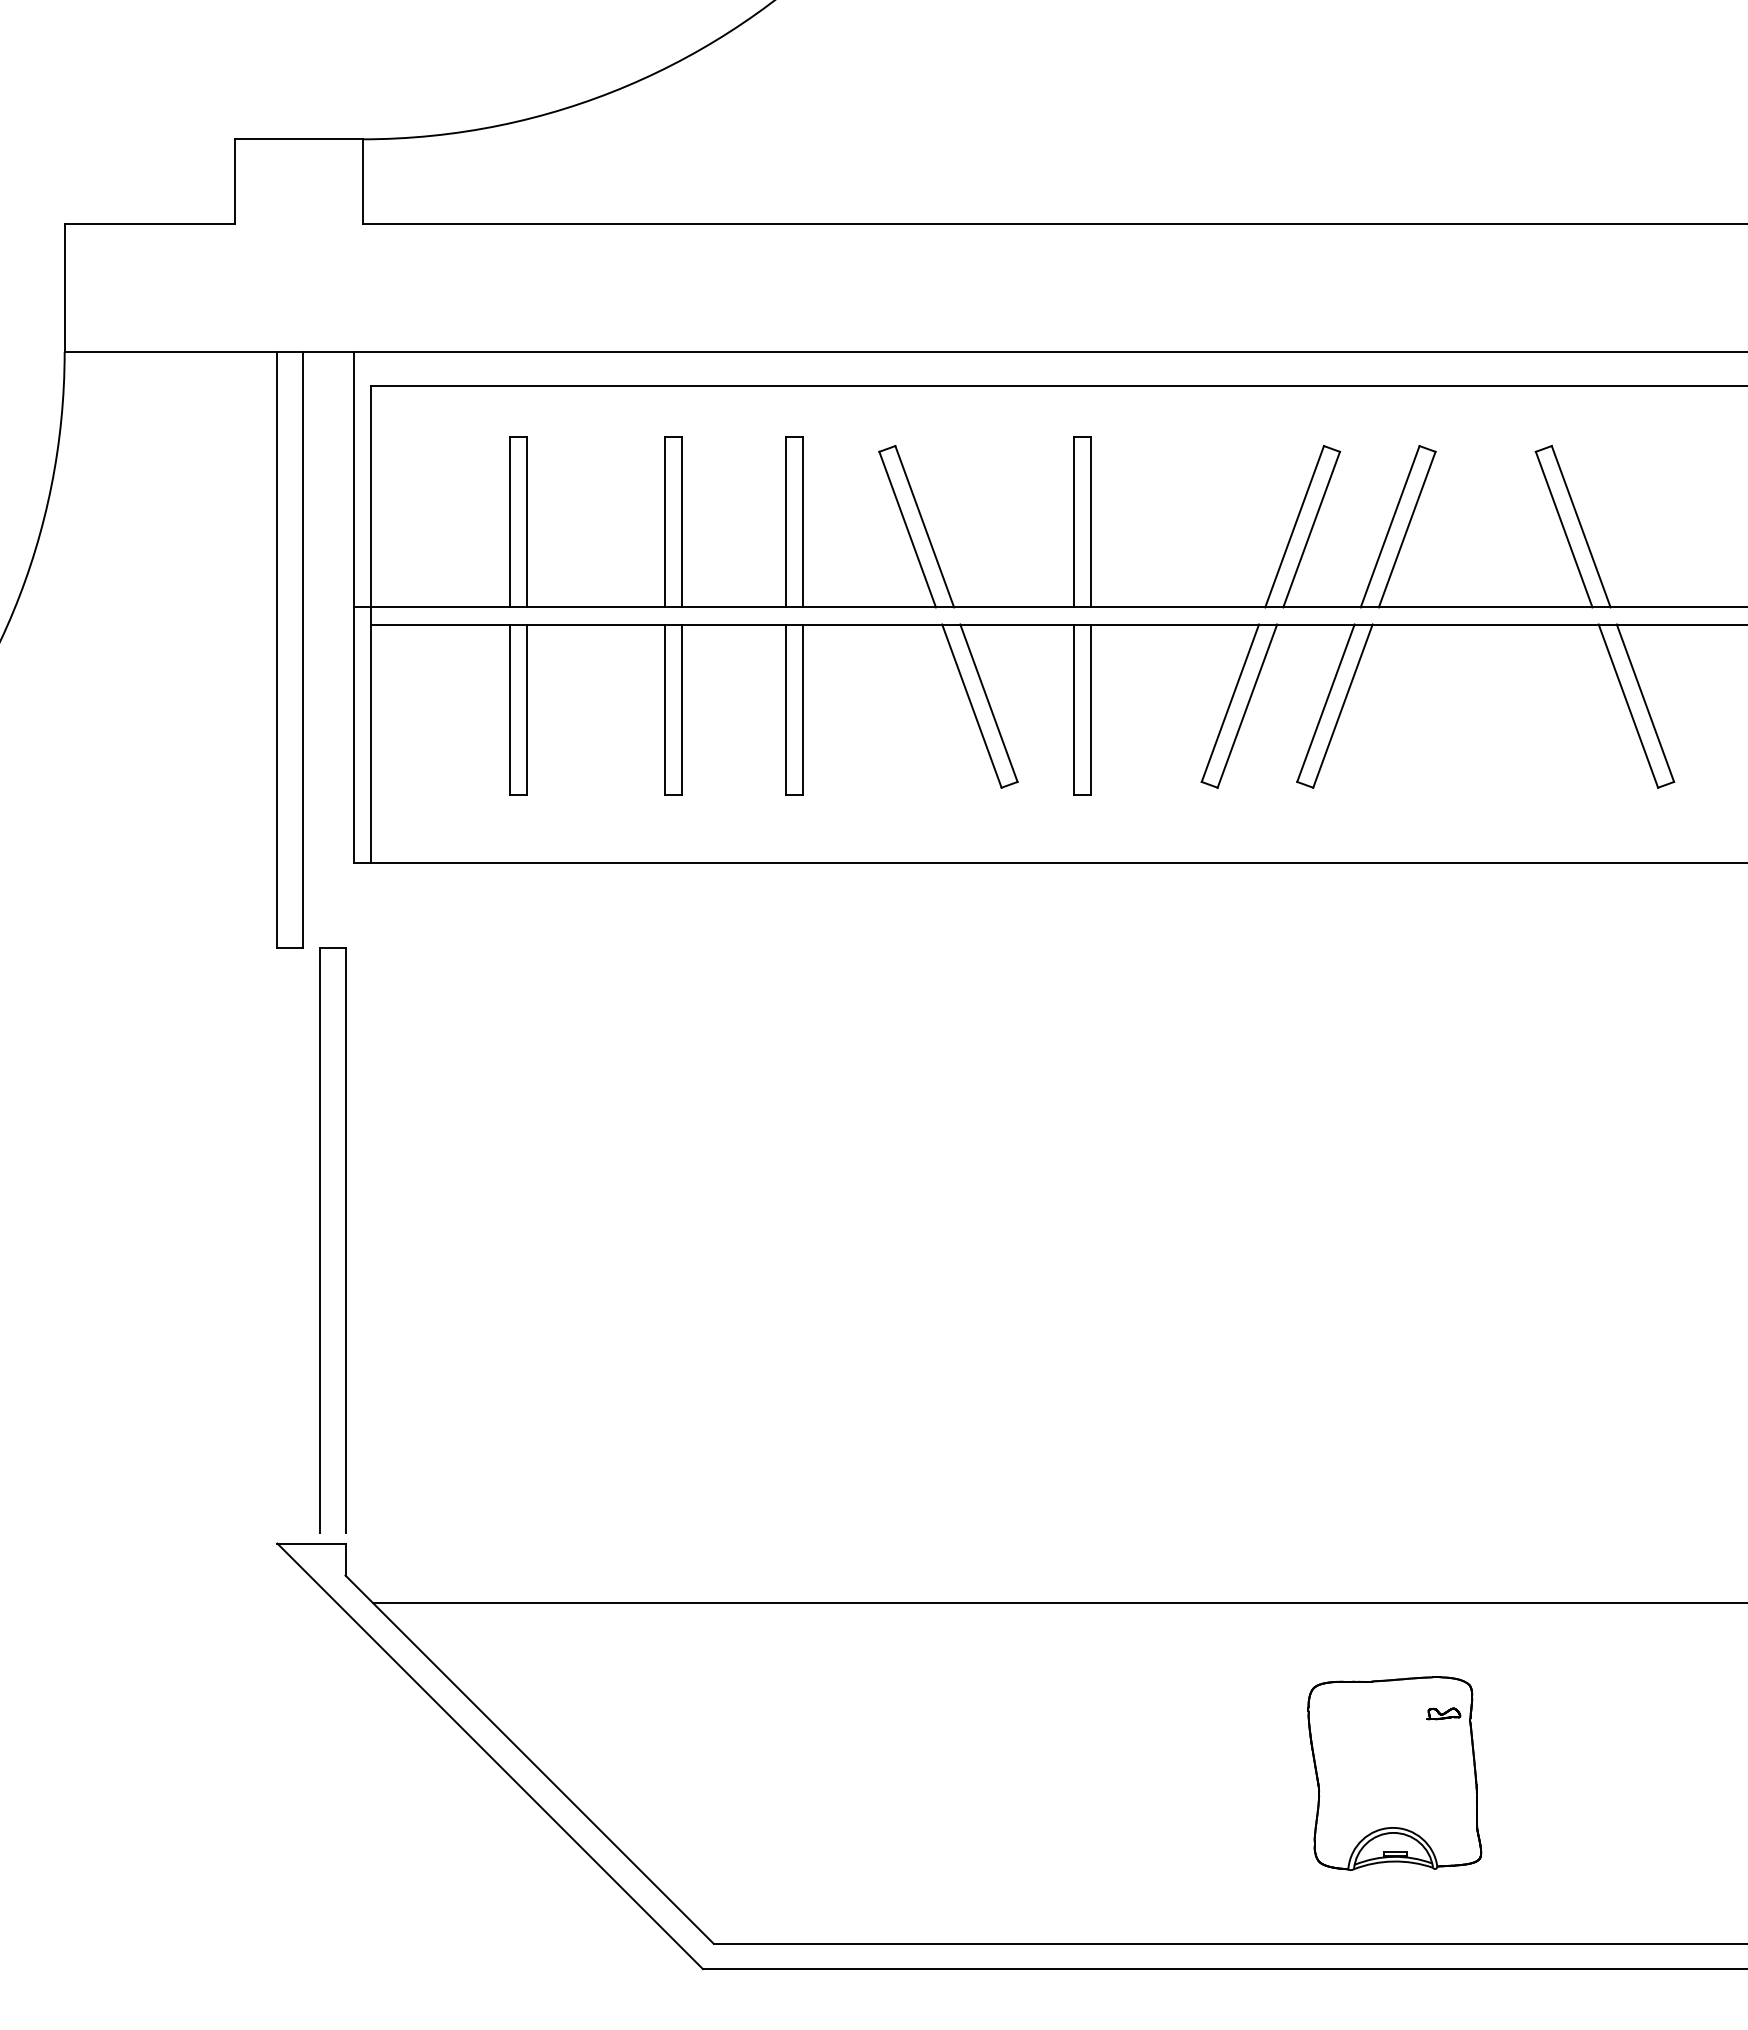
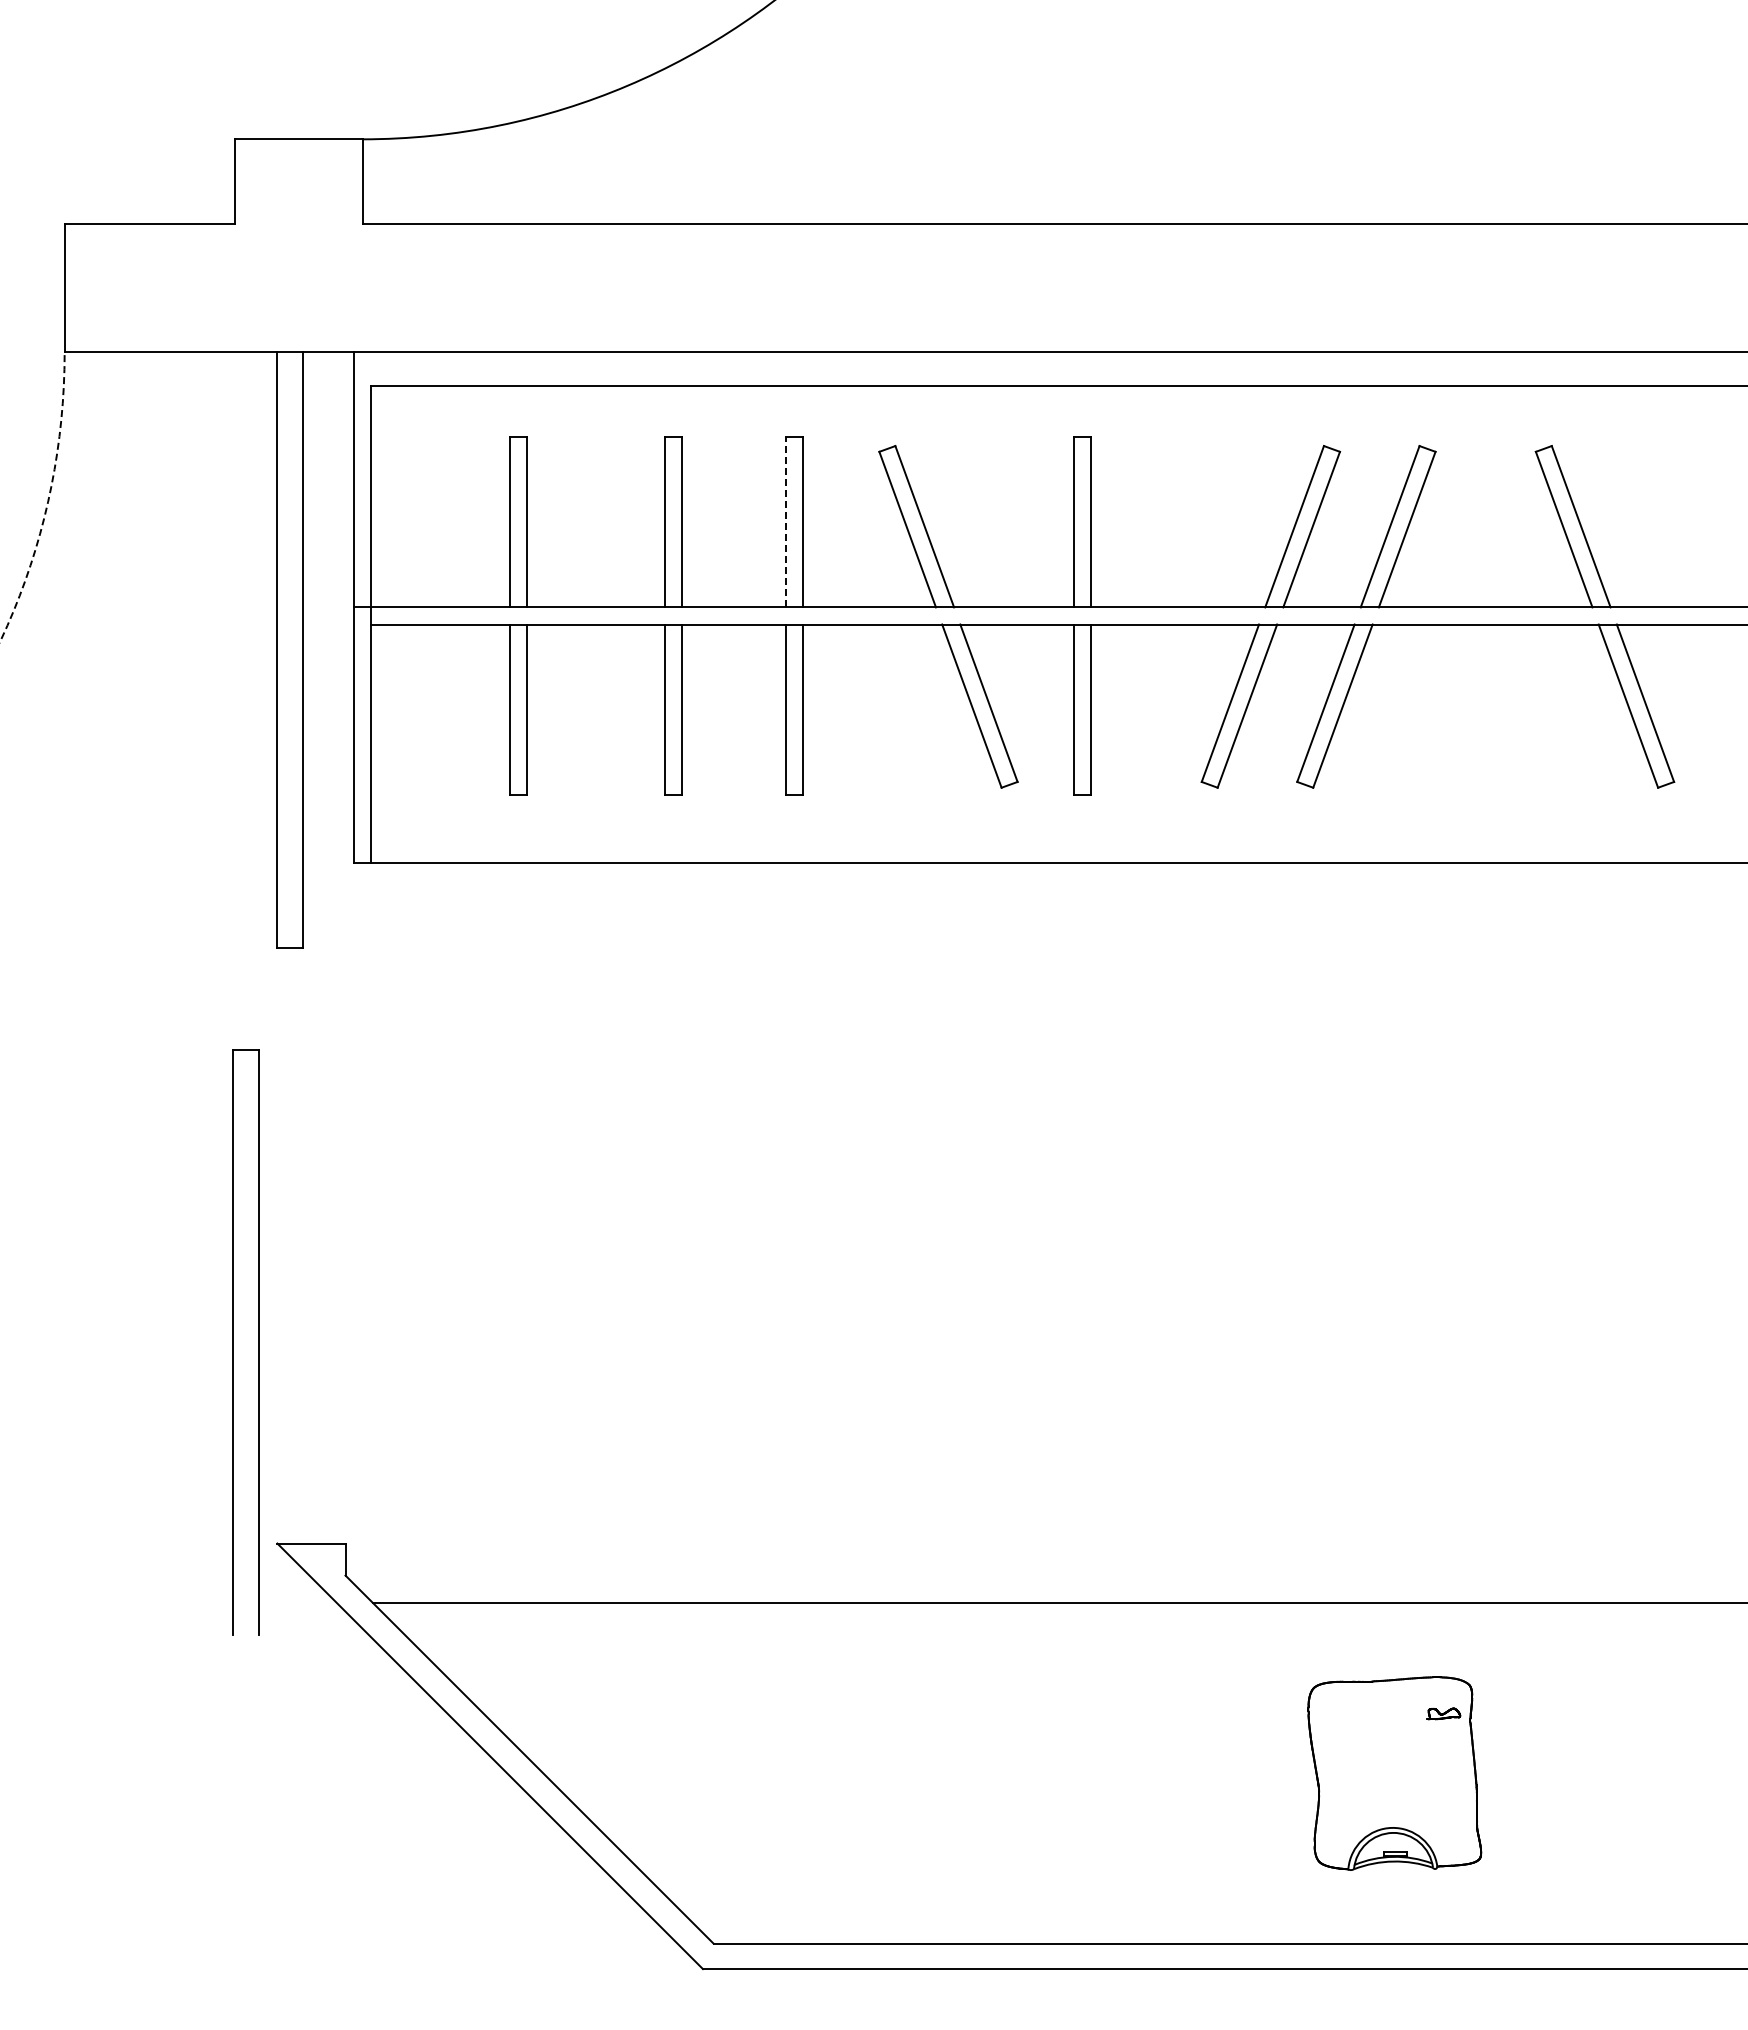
arc: solid -> dashed (48, 502)
line: solid -> dashed (785, 521)
part position: (320, 1240) -> (233, 1342) (233, 1342)
